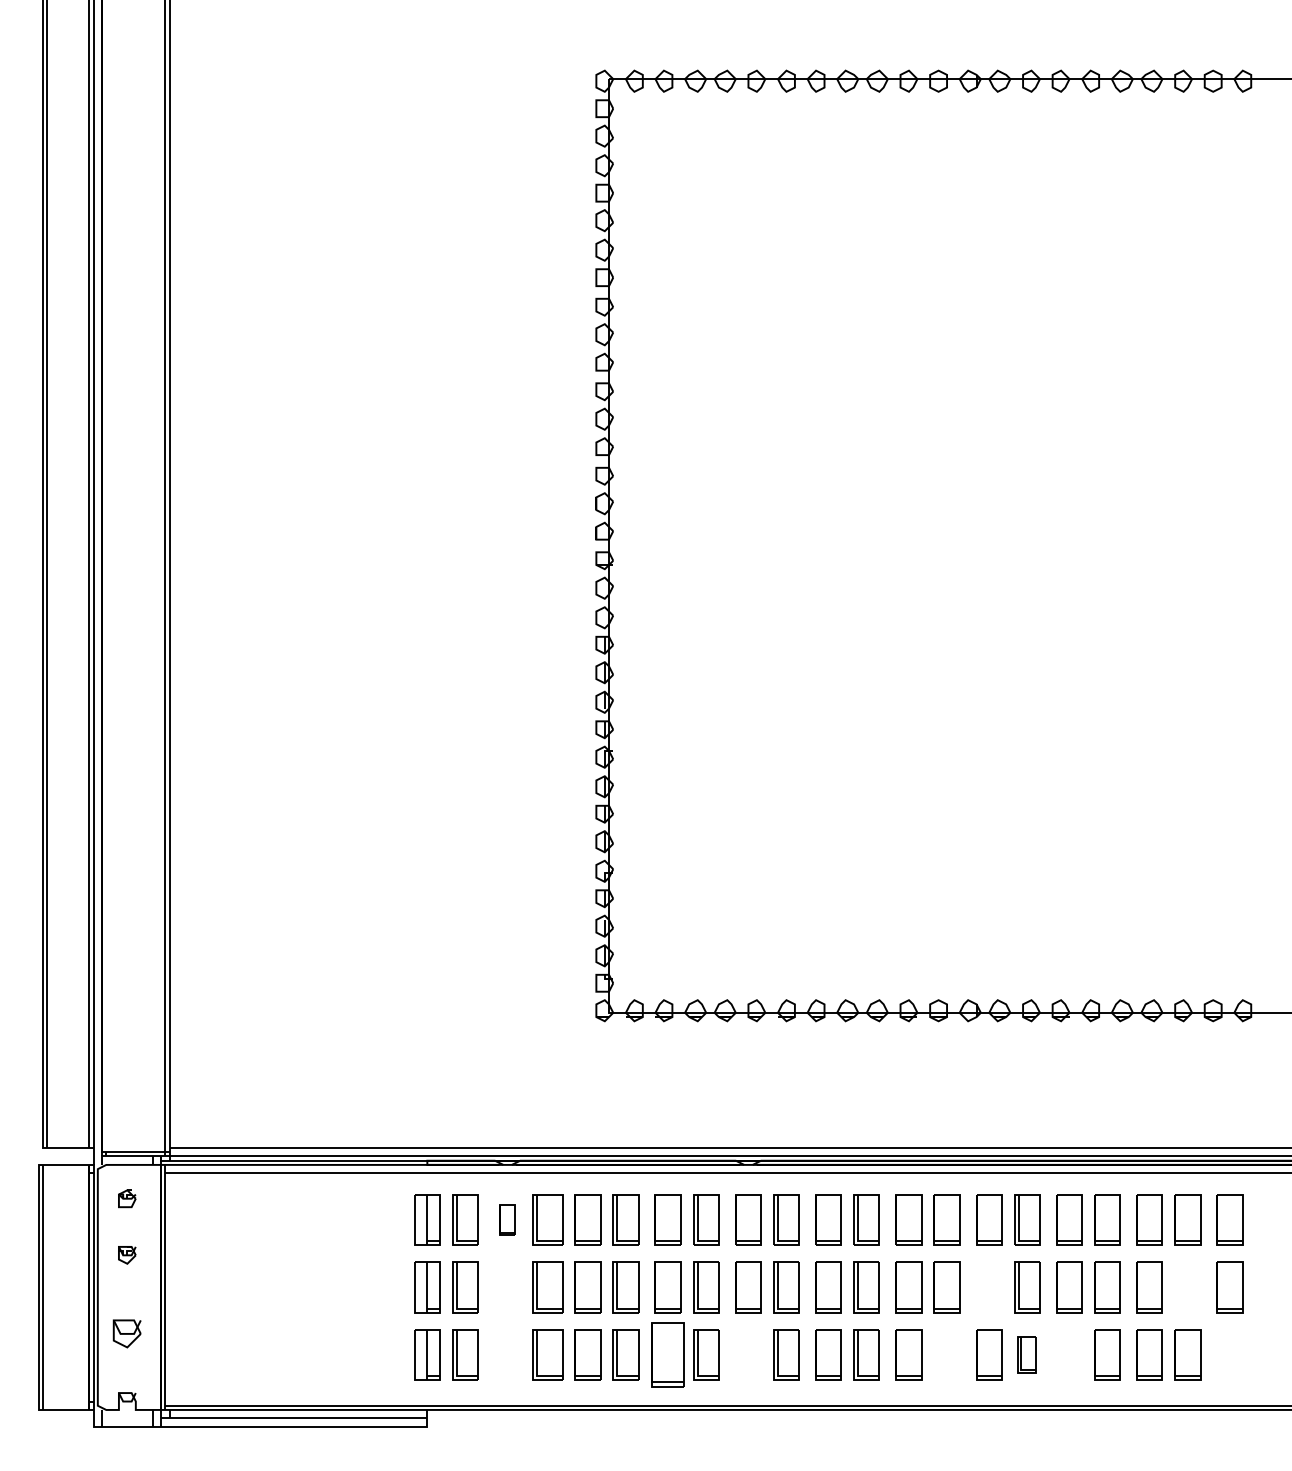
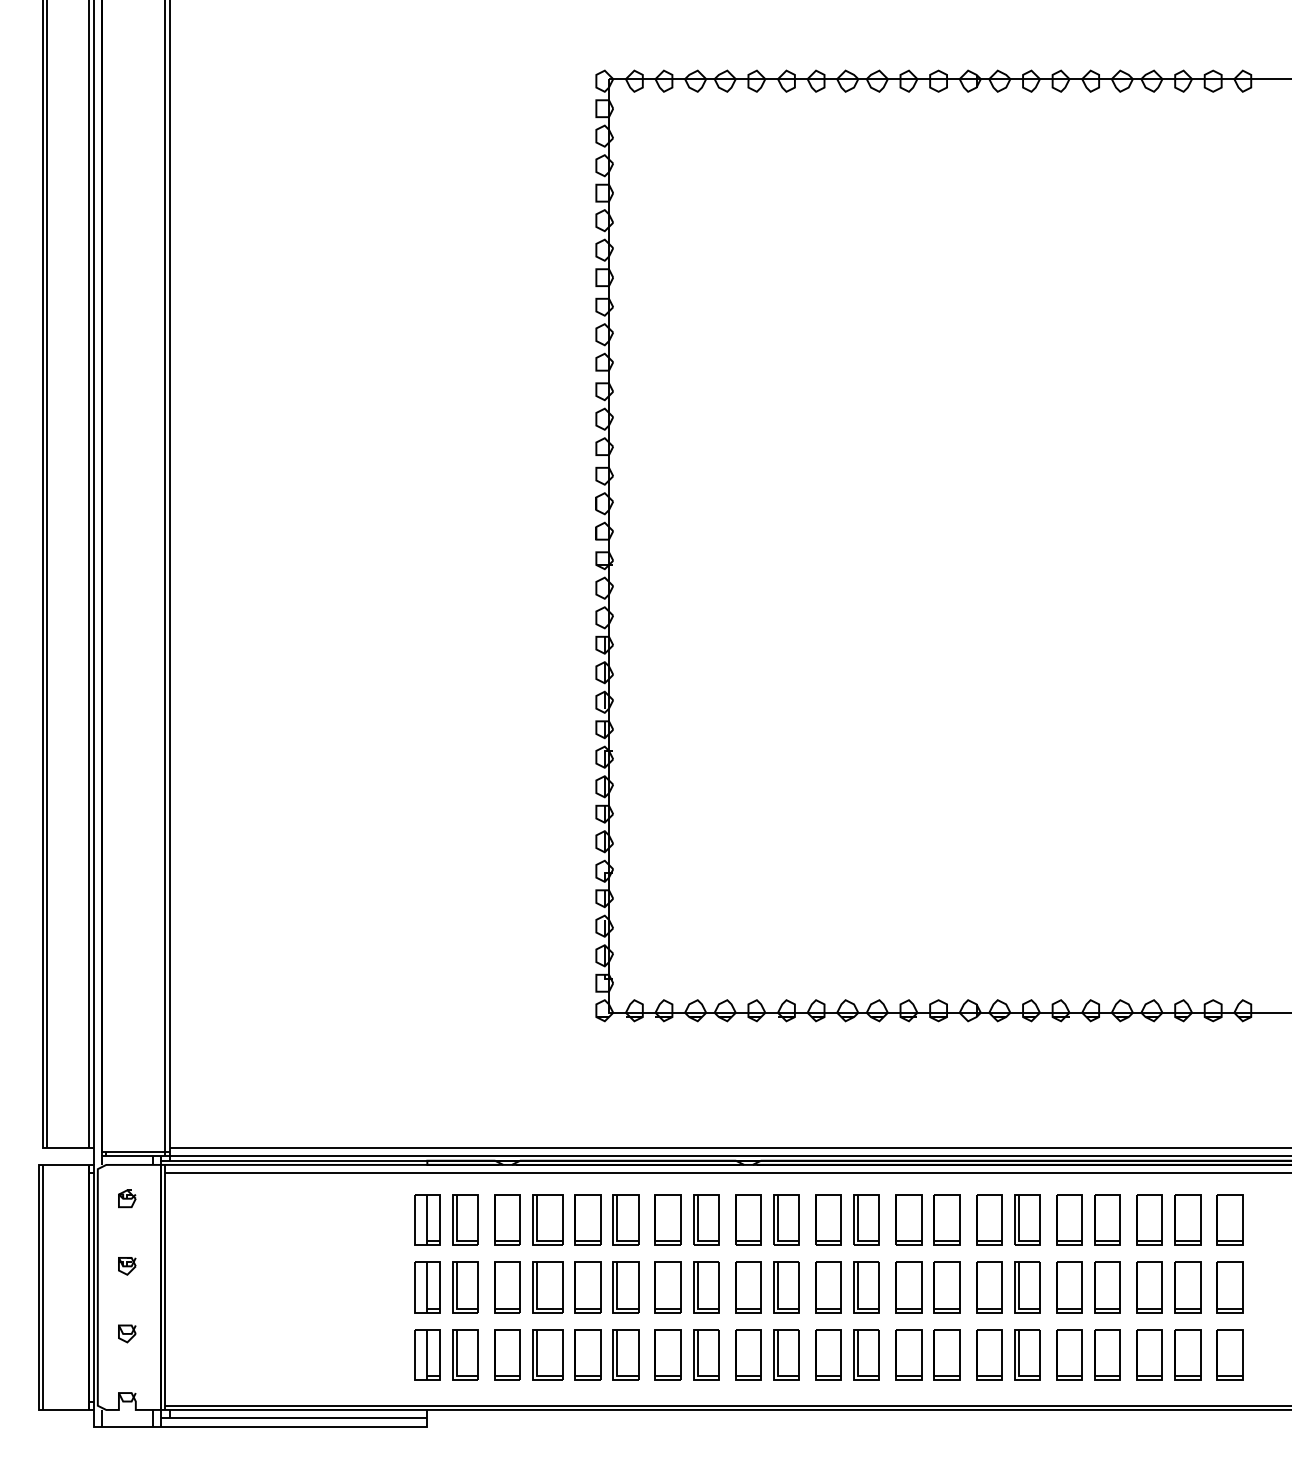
part size: 17x32 px -> 27x52 px (507, 1219)
part position: (127, 1255) -> (127, 1266) (127, 1266)
part: none -> present (507, 1287)
curve: none -> present (977, 1287)
curve: none -> present (1175, 1287)
part size: 30x30 px -> 19x20 px (127, 1333)
part: none -> present (507, 1354)
part size: 34x66 px -> 28x52 px (667, 1354)
curve: none -> present (736, 1354)
curve: none -> present (934, 1354)
part size: 20x38 px -> 27x52 px (1027, 1354)
curve: none -> present (1057, 1354)
curve: none -> present (1217, 1354)
